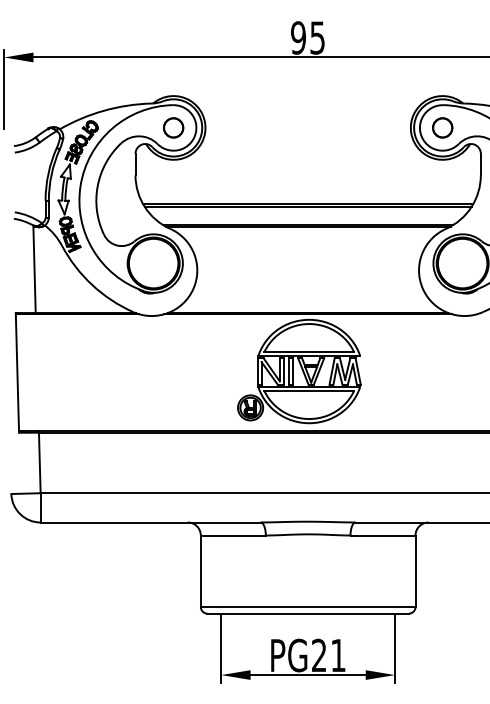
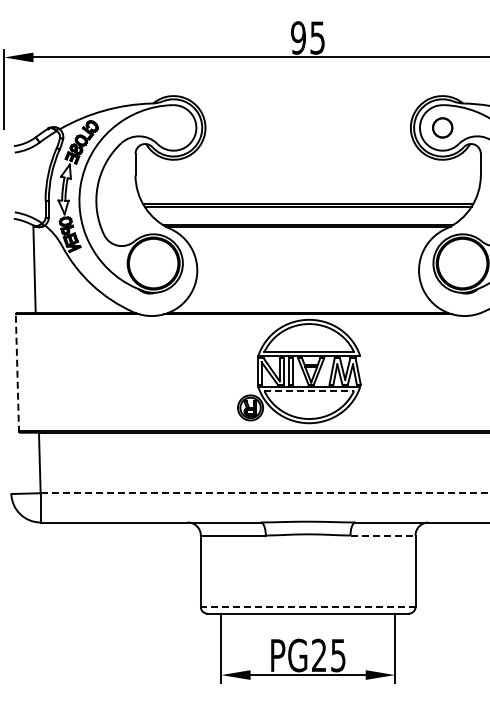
circle: present -> none (173, 127)
line: solid -> dashed (17, 372)
line: solid -> dashed (309, 391)
line: solid -> dashed (265, 493)
line: solid -> dashed (383, 535)
line: solid -> dashed (307, 607)
text: PG21 -> PG25 (338, 655)
